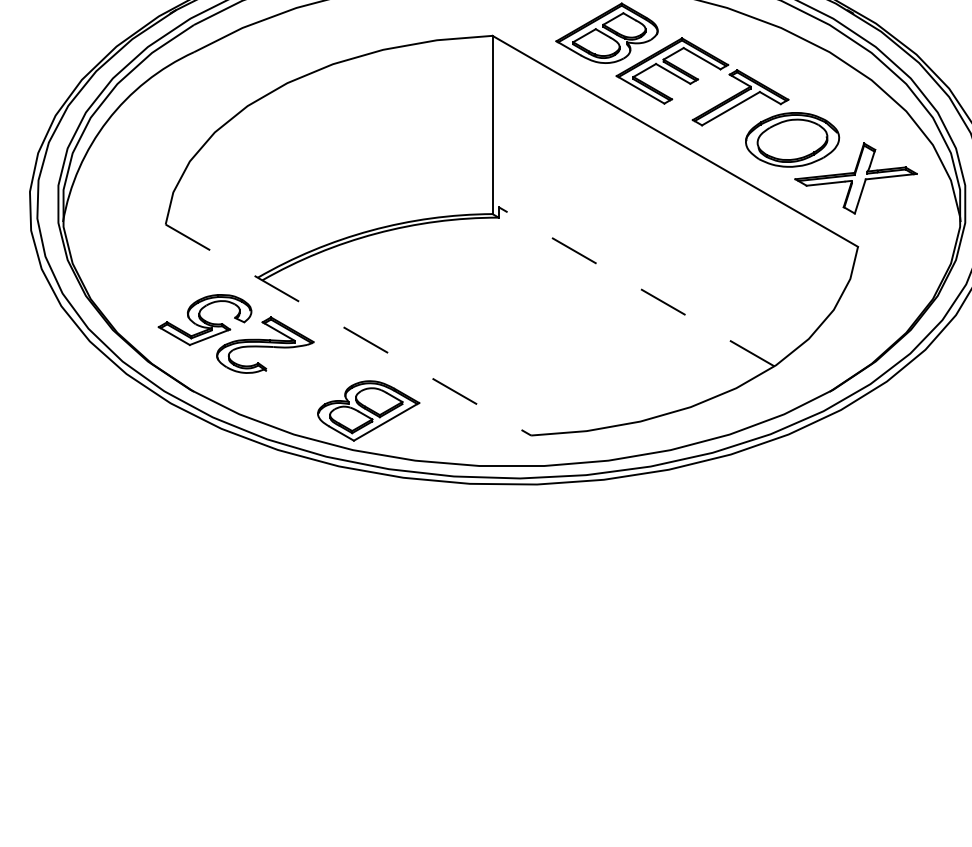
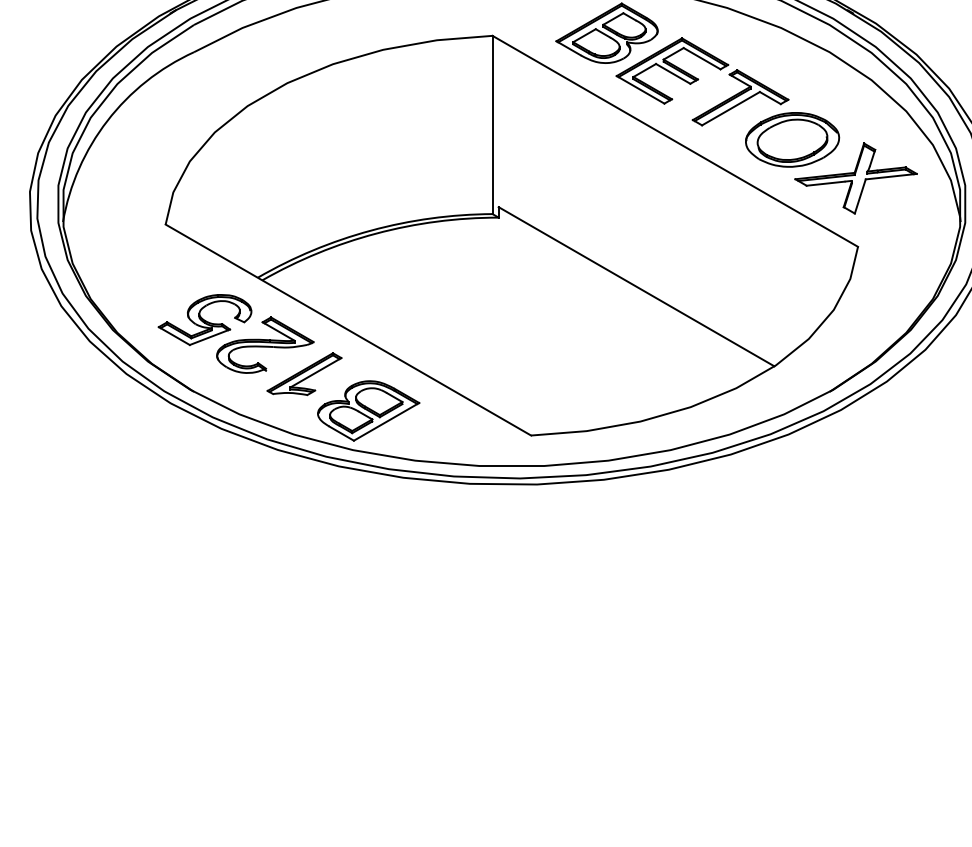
line: dashed -> solid (636, 286)
line: dashed -> solid (348, 330)
part: none -> present (304, 374)
